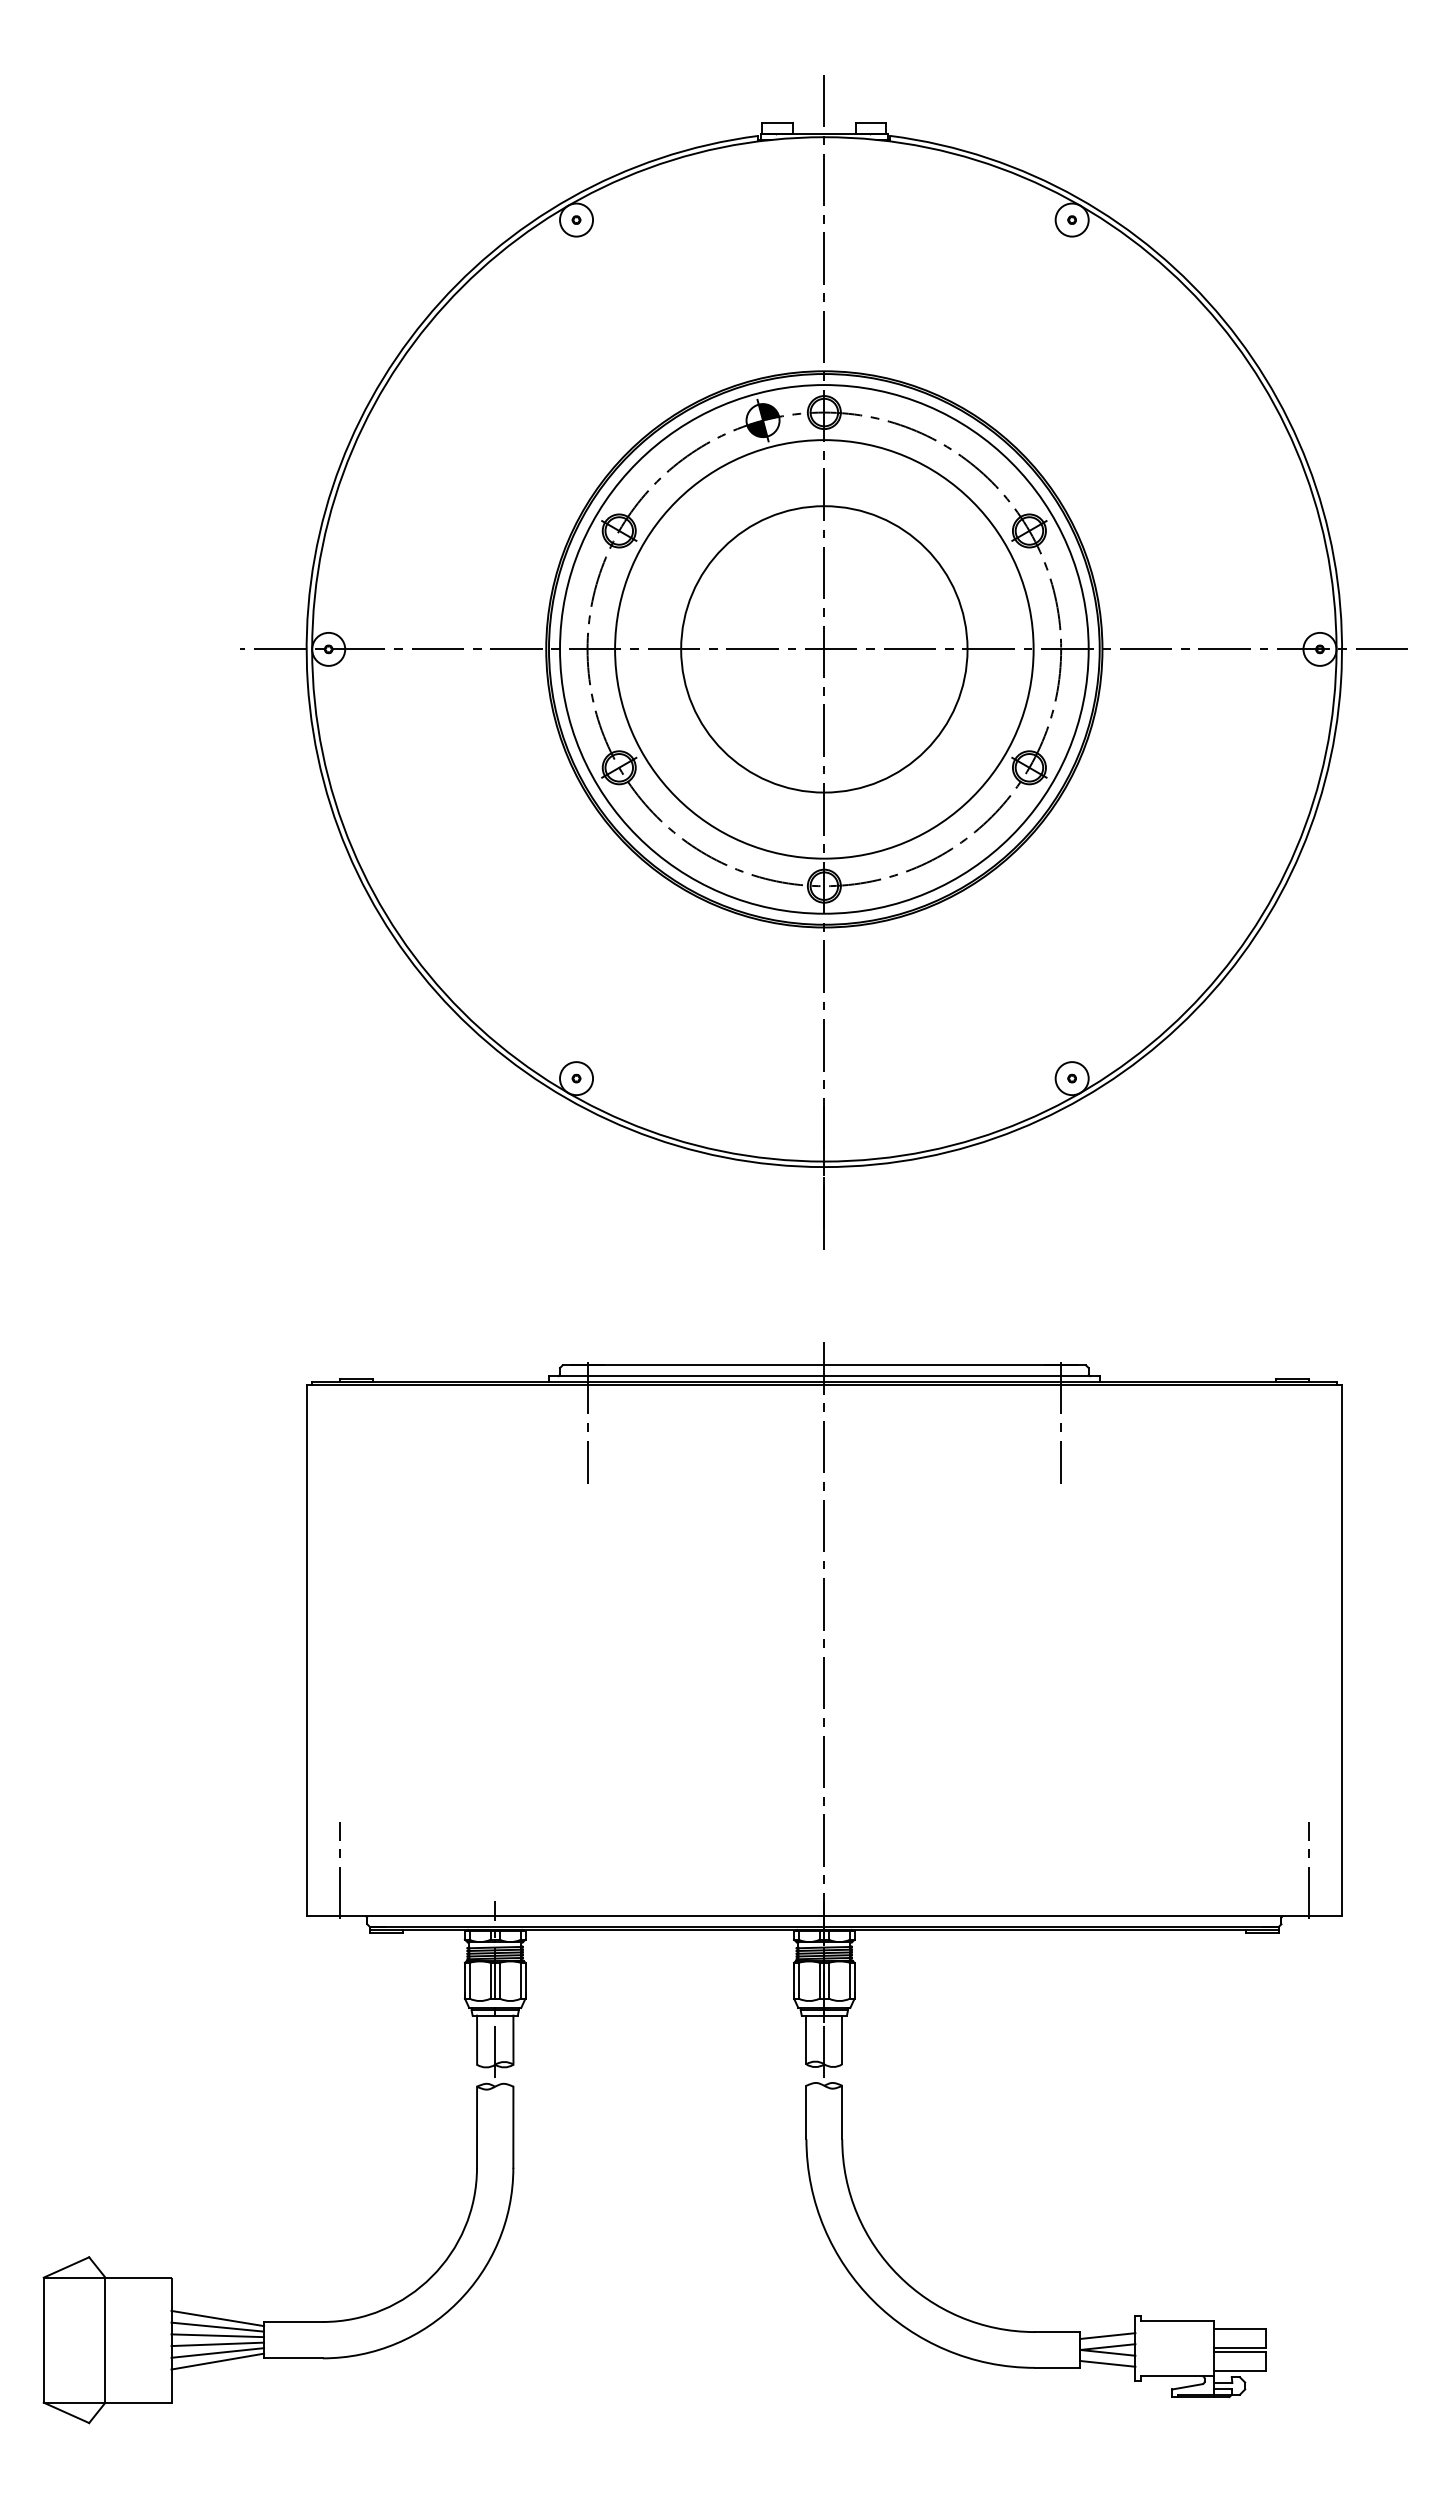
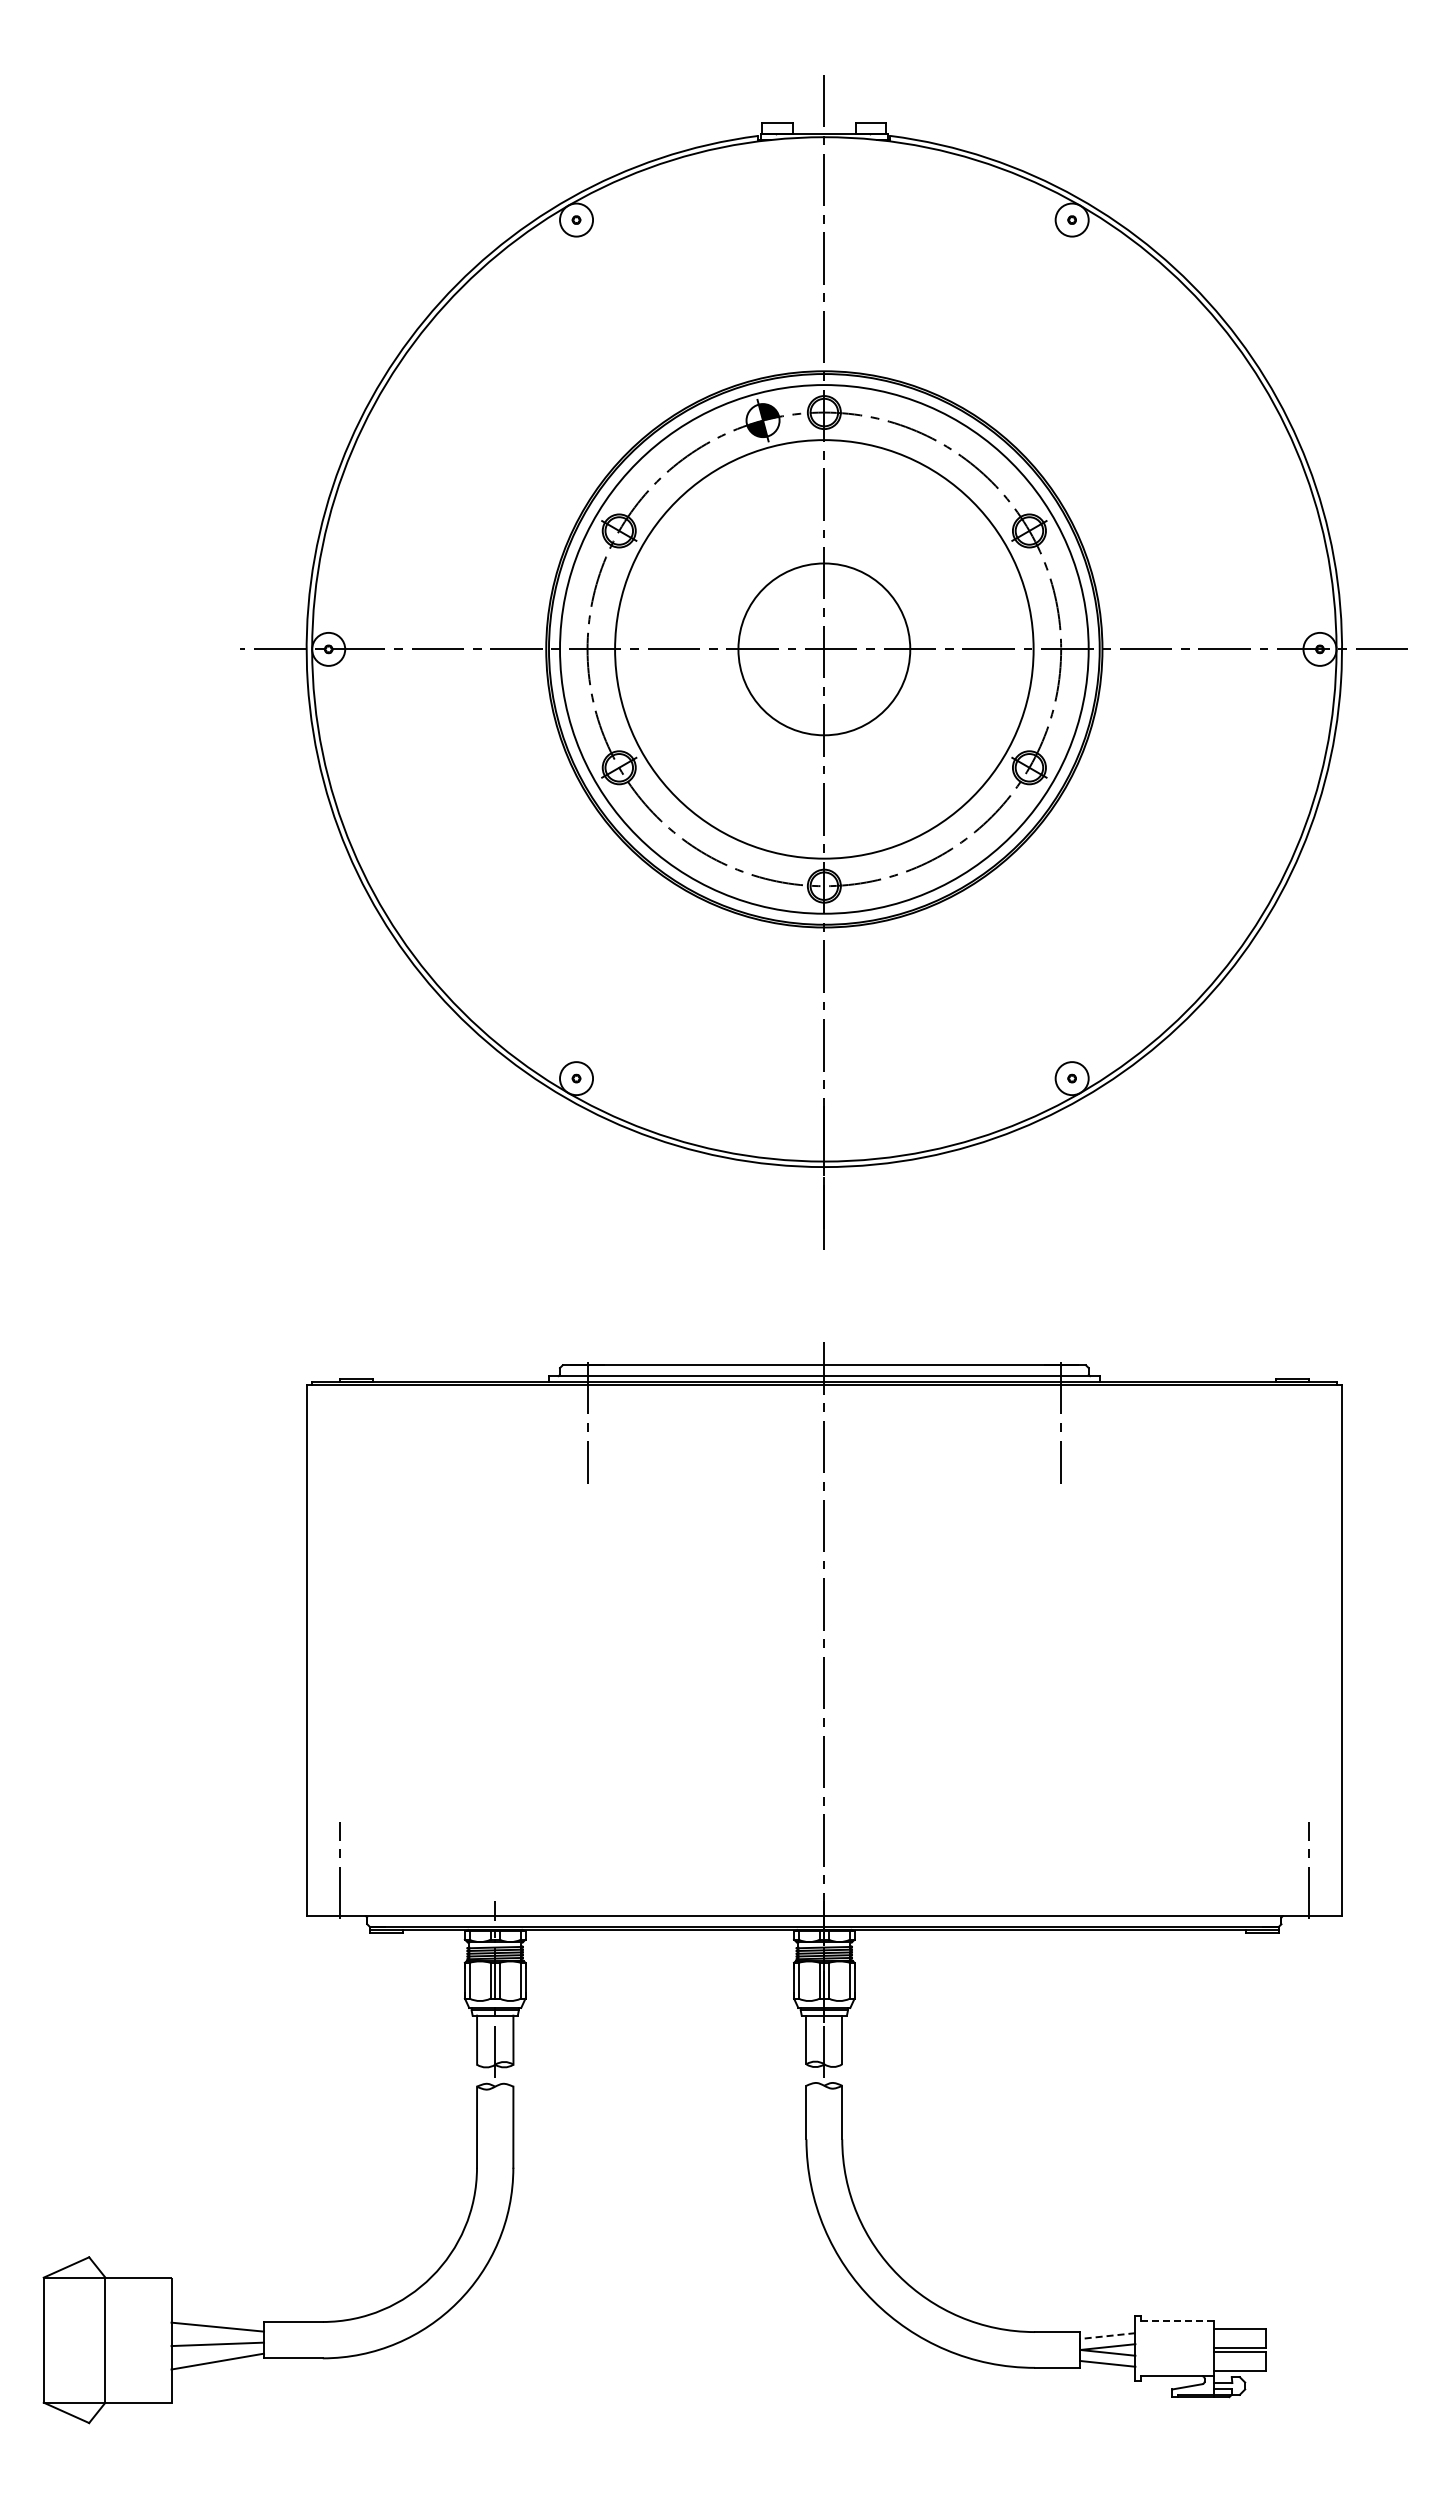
circle diameter: 286 px -> 172 px (824, 649)
line: present -> none (217, 2318)
line: solid -> dashed (1178, 2321)
line: present -> none (217, 2335)
line: solid -> dashed (1107, 2336)
line: present -> none (217, 2352)
